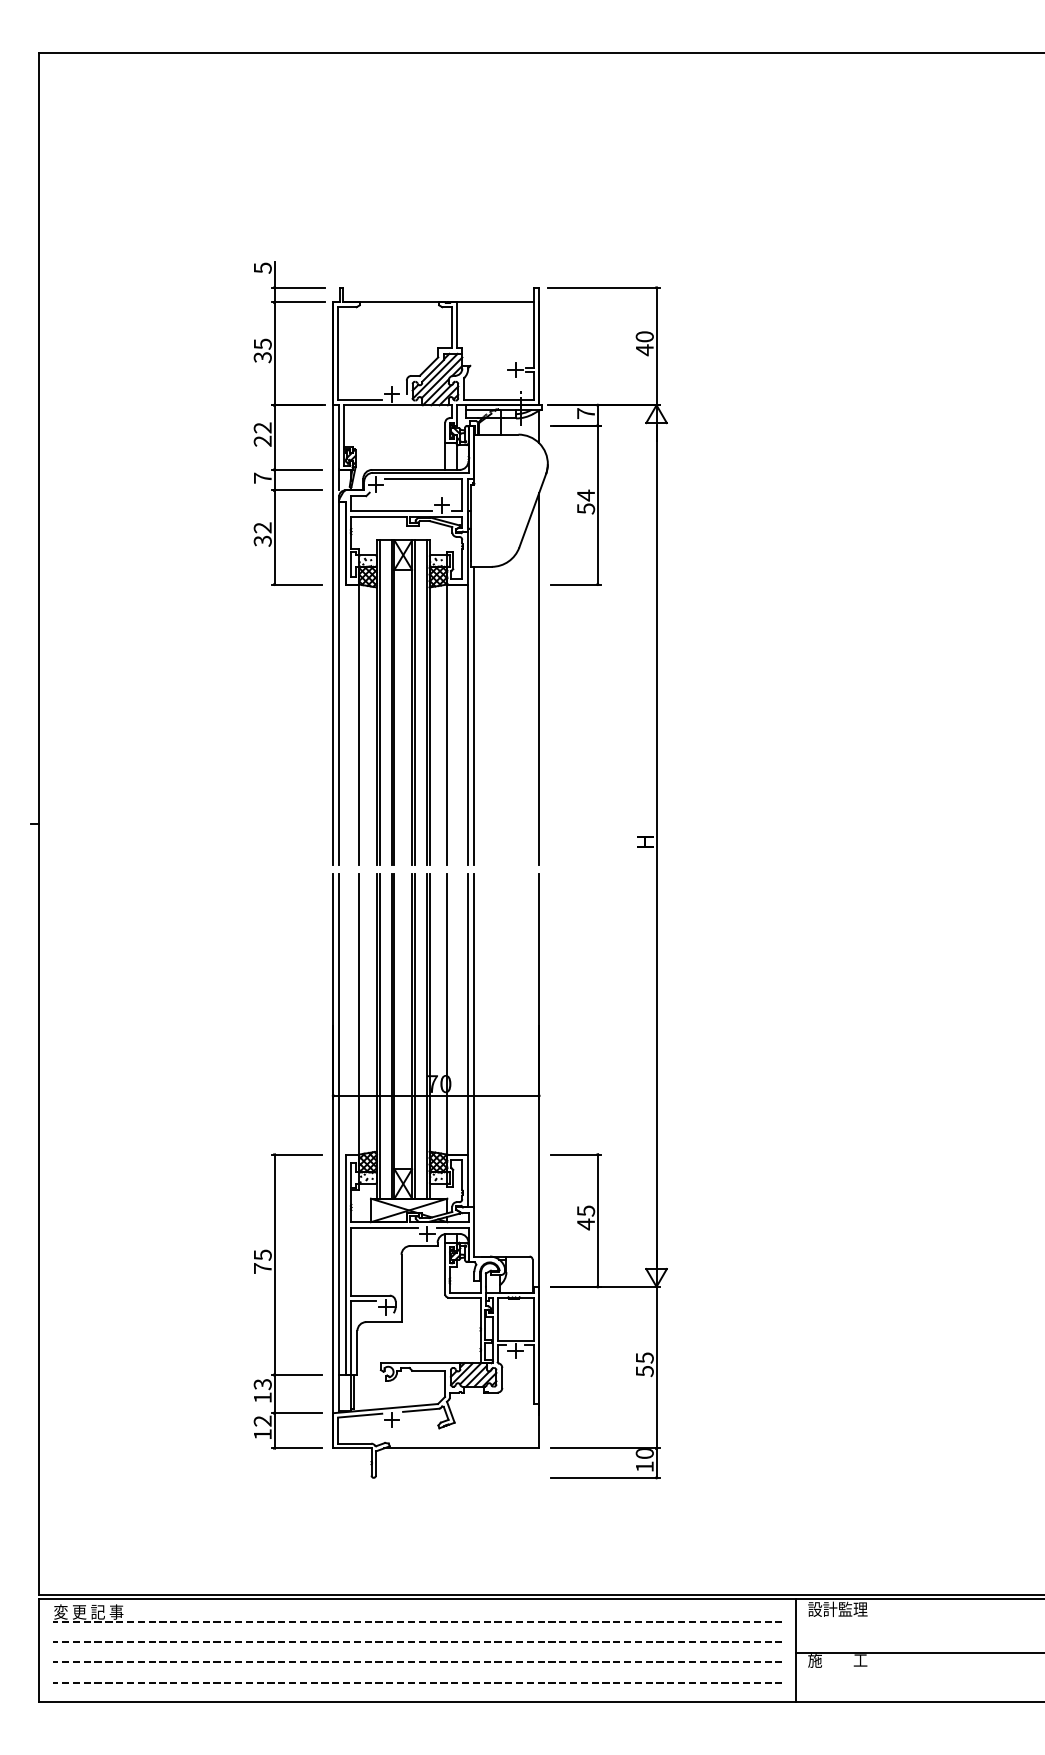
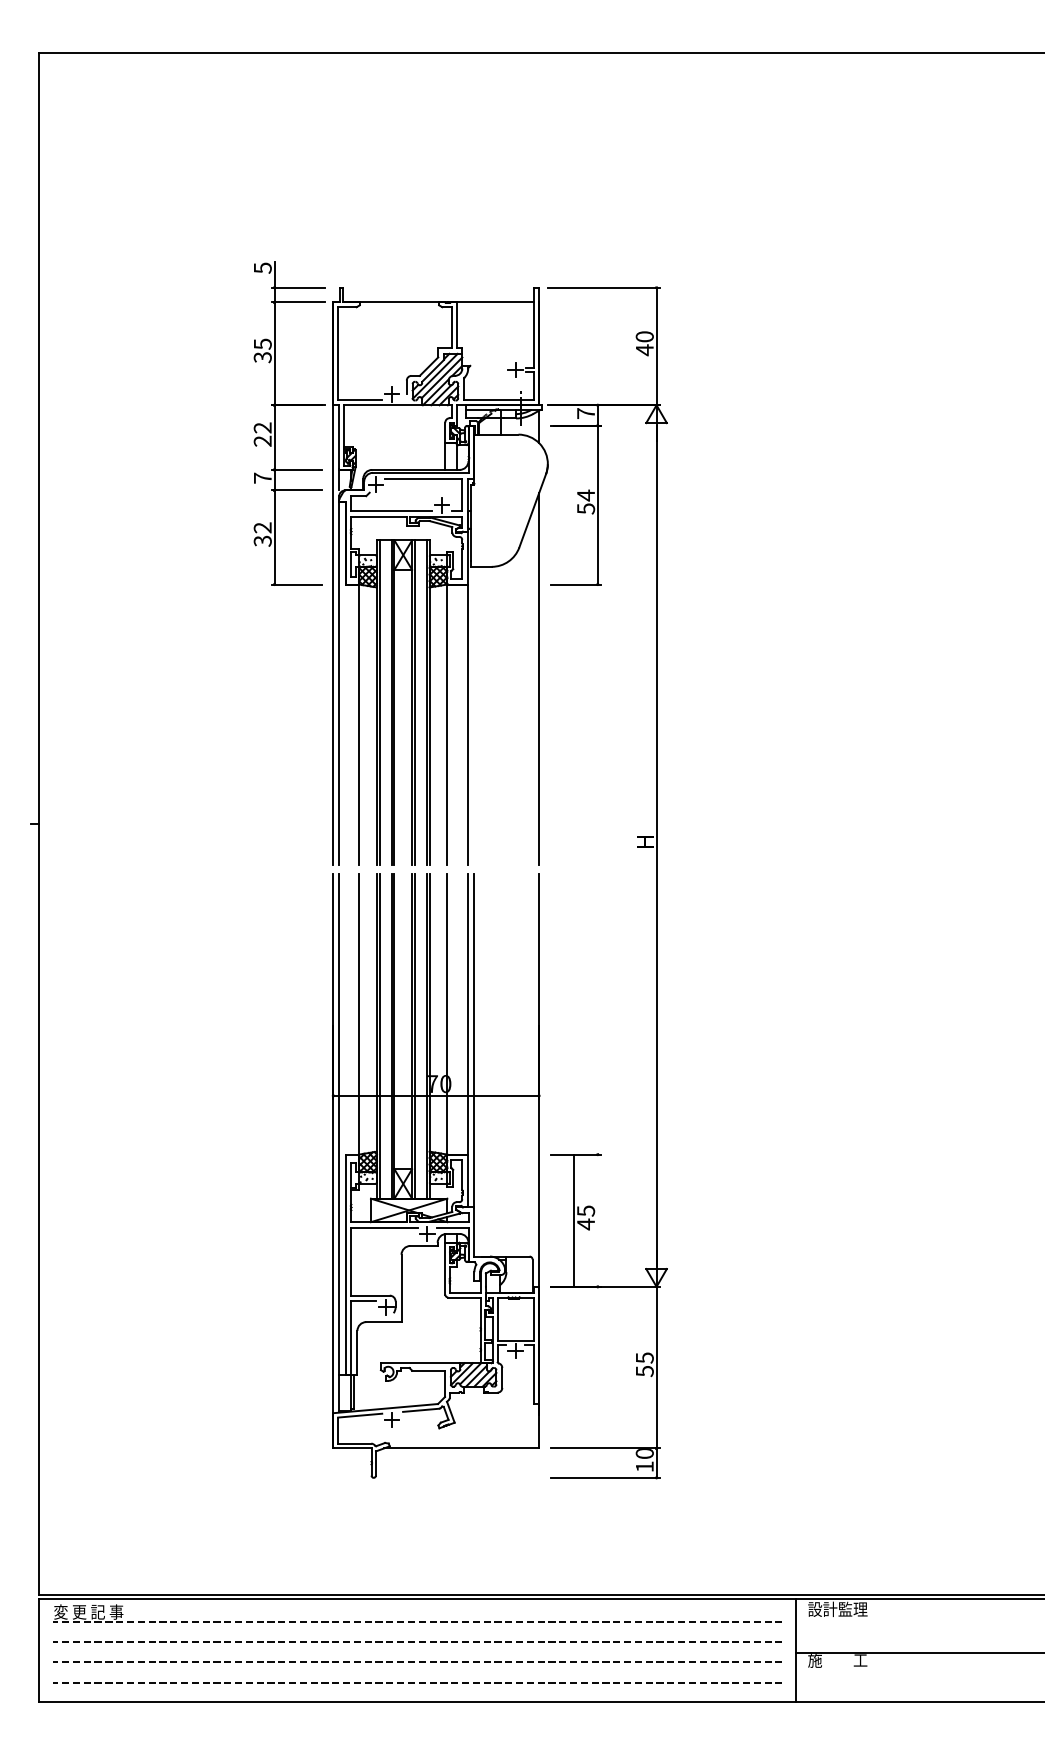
line: present -> none (474, 715)
line position: (597, 1220) -> (573, 1220) (573, 1220)
part: present -> none (275, 1301)
